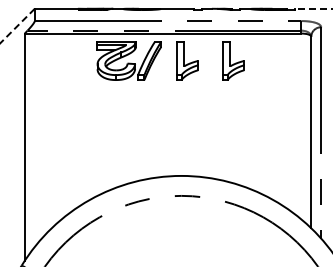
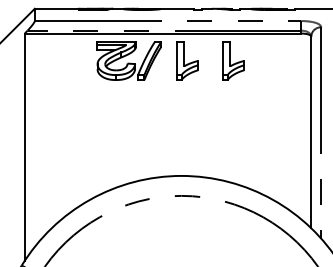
line: dashed -> solid (313, 8)
line: dashed -> solid (17, 26)
